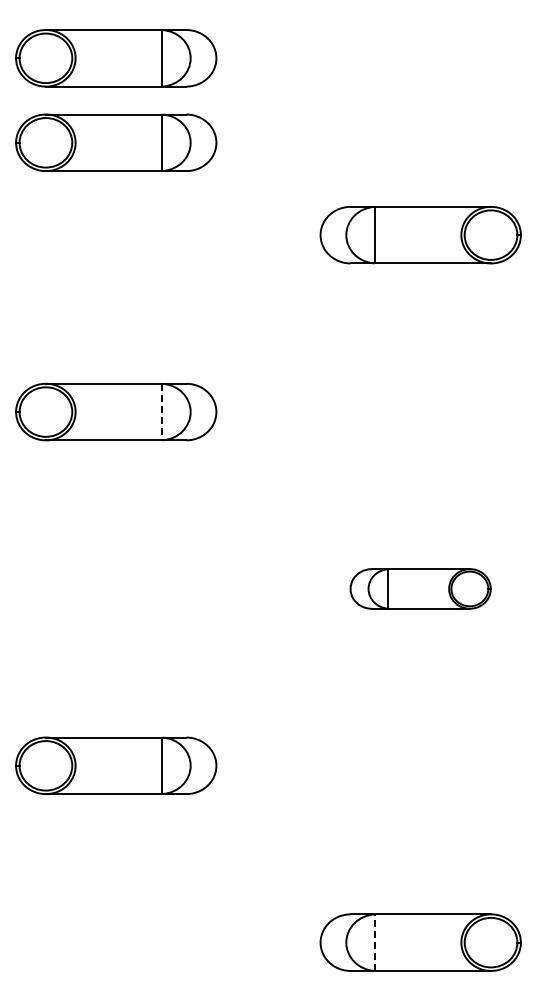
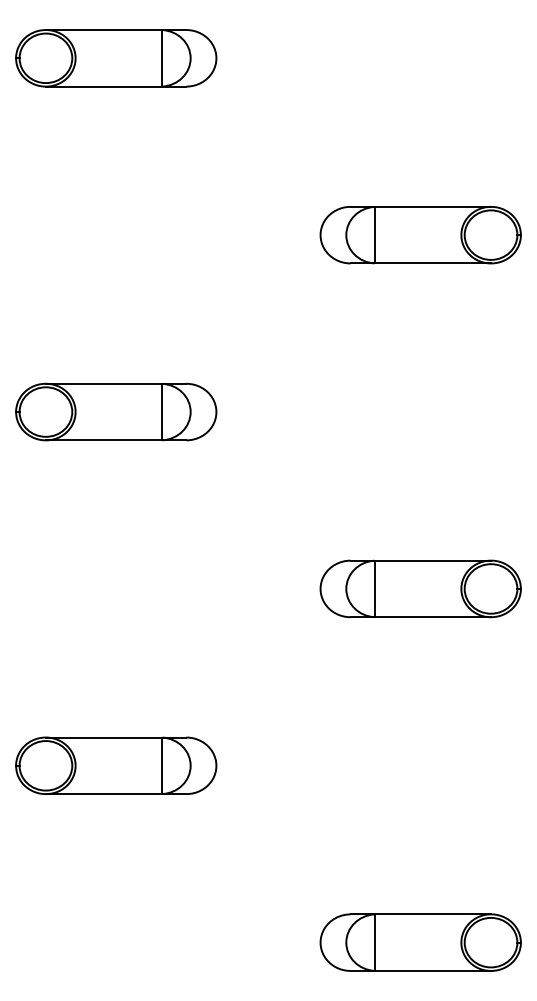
part: present -> none (116, 142)
line: dashed -> solid (162, 412)
part size: 143x42 px -> 203x60 px (420, 588)
line: dashed -> solid (374, 942)
